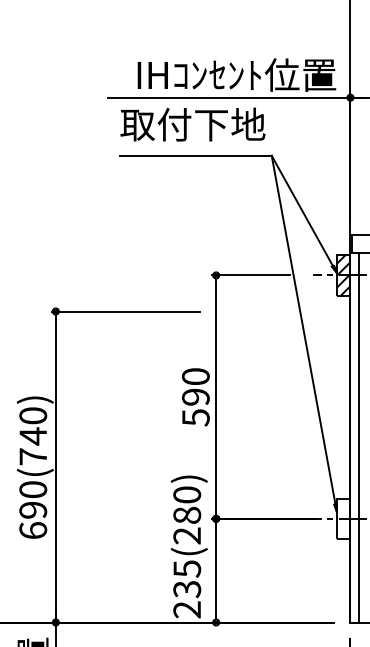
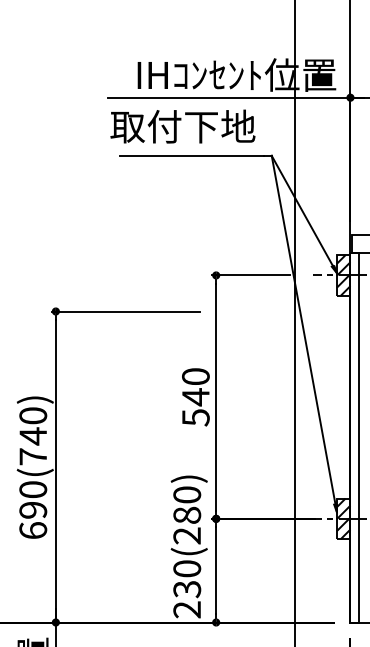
text position: (192, 124) -> (182, 126) (182, 126)
line: none -> present (295, 322)
text: 590 -> 540 (195, 397)
hatch: none -> present (343, 518)
text: 235(280) -> 230(280) (187, 568)
